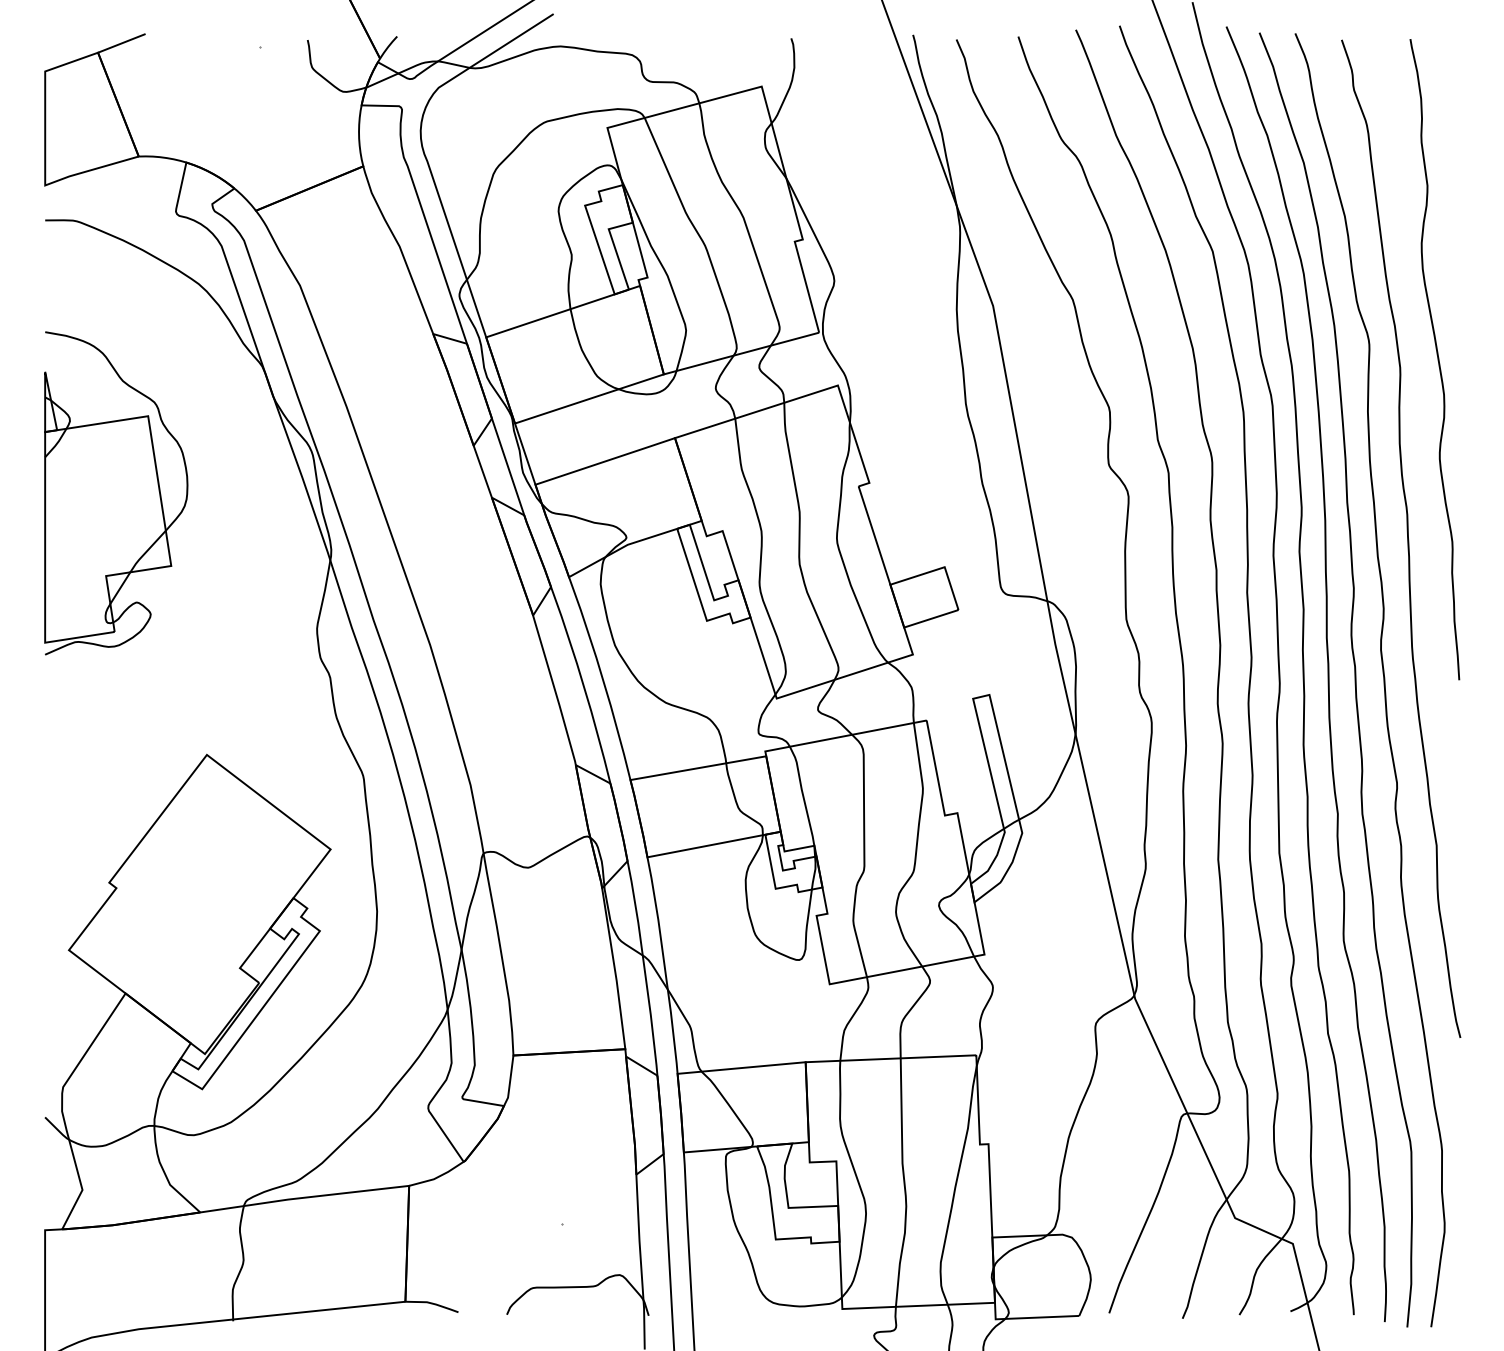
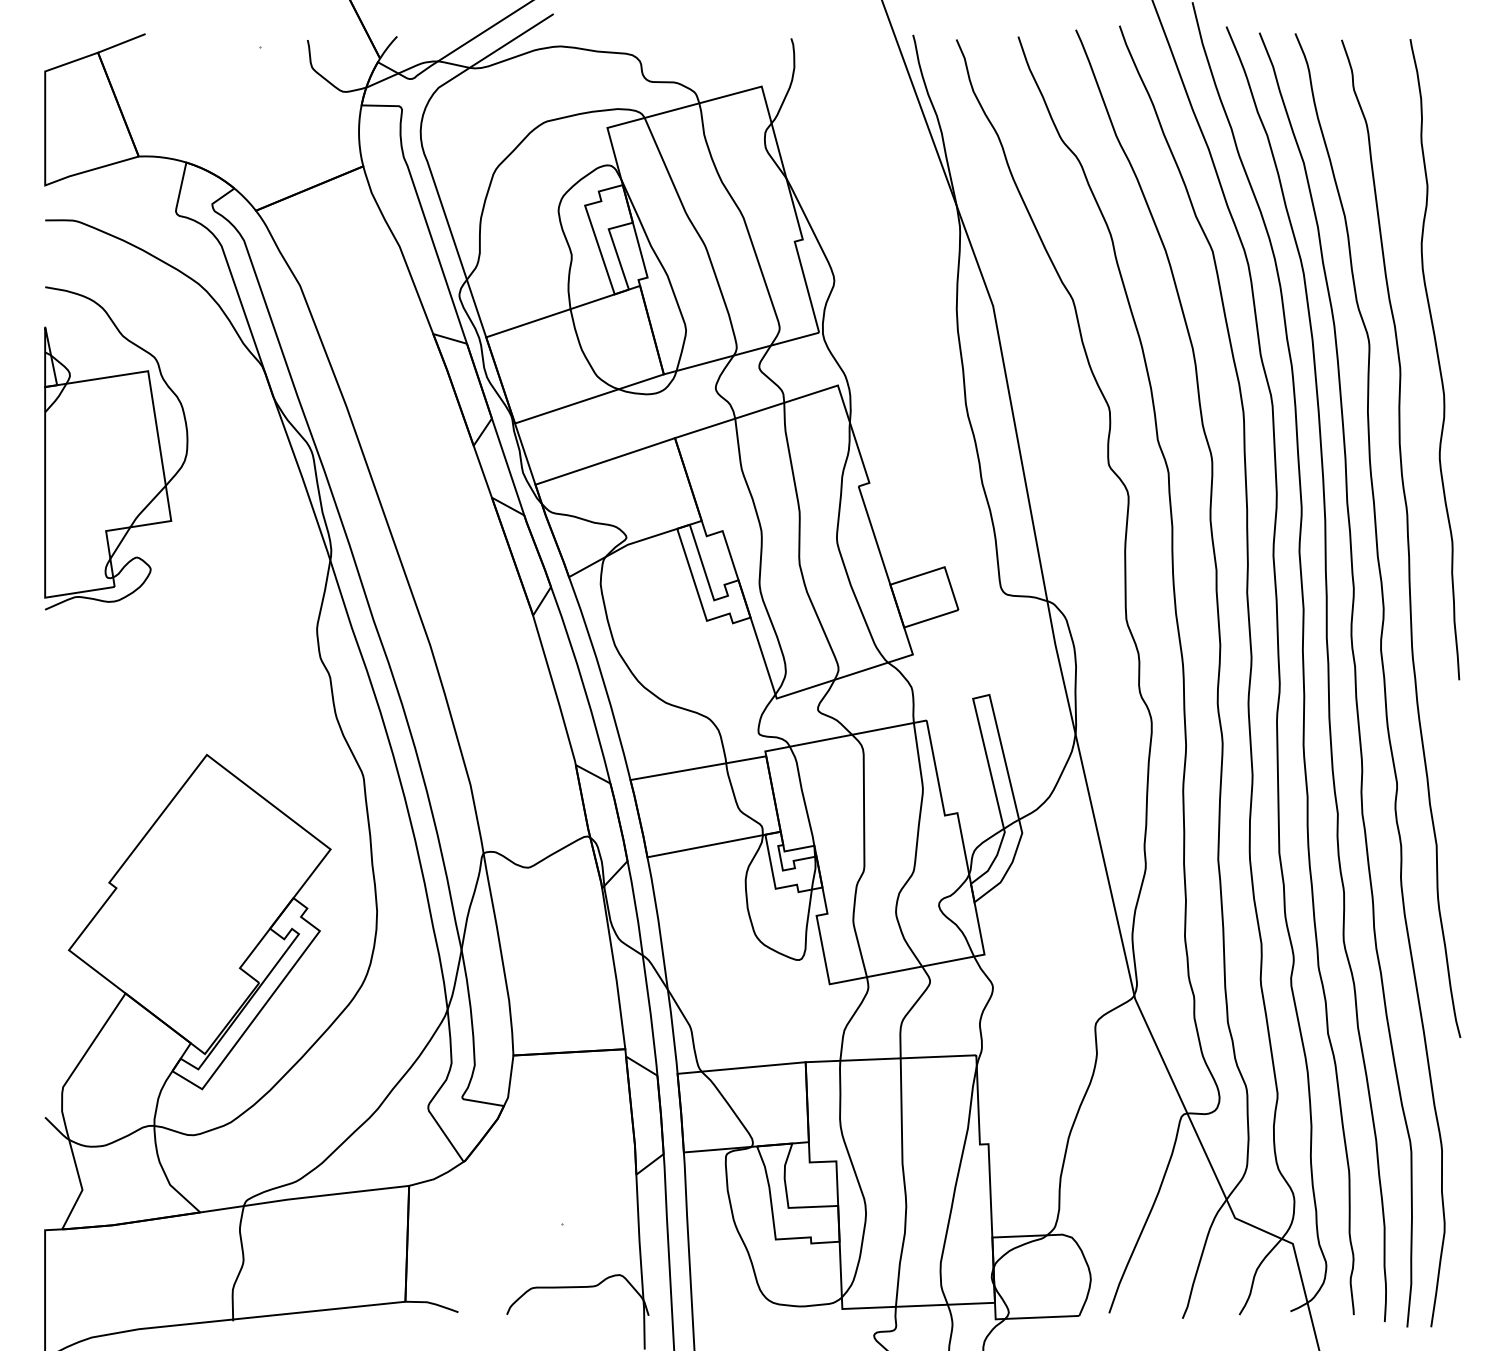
part position: (116, 493) -> (116, 448) (116, 448)
